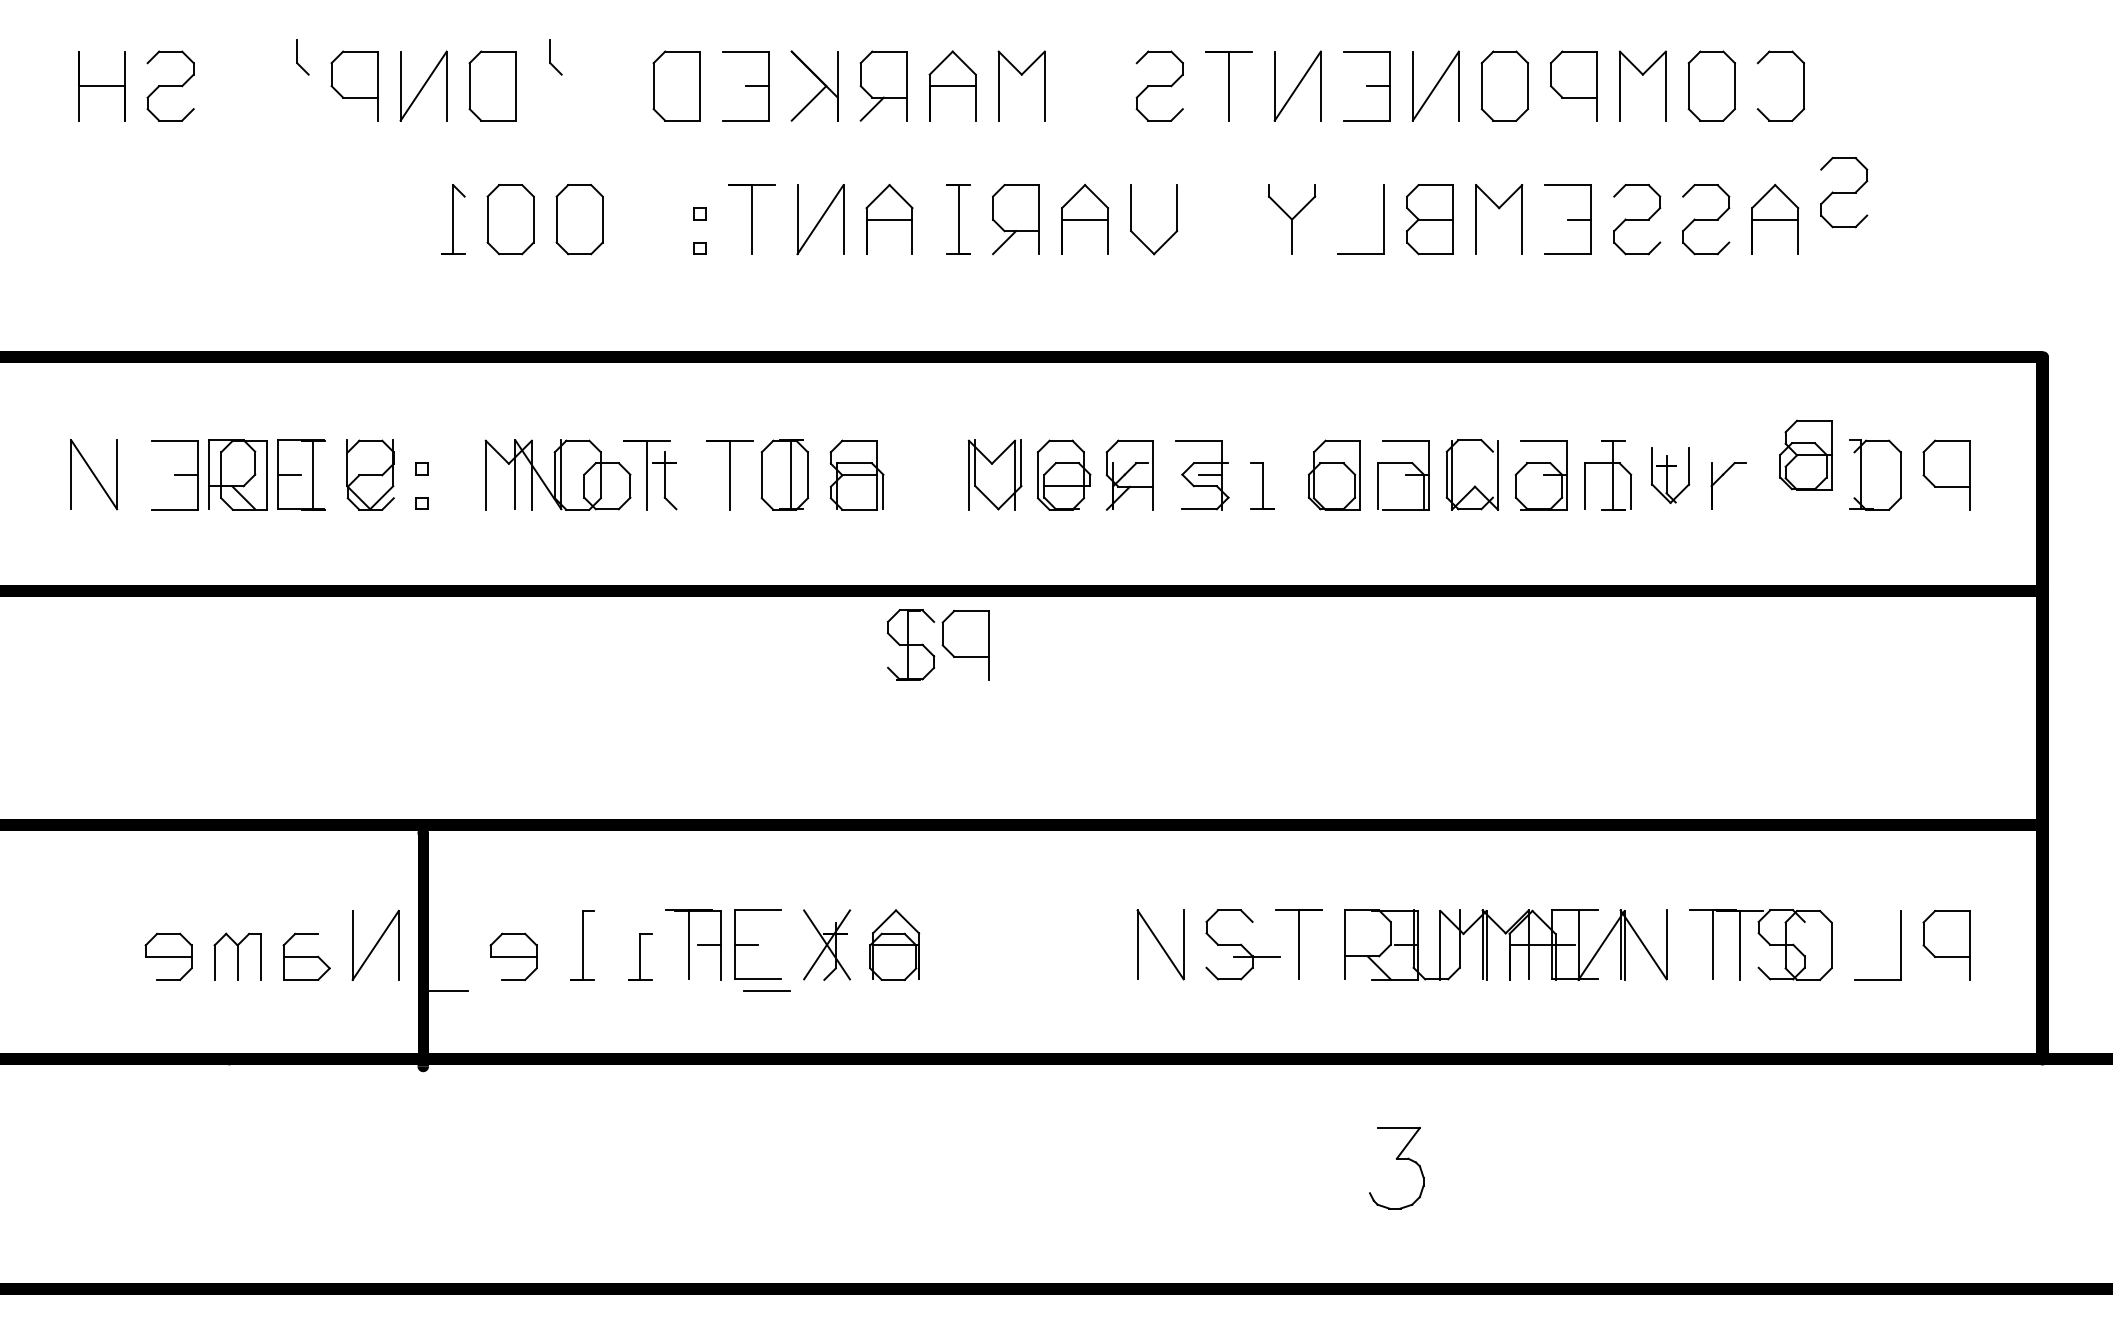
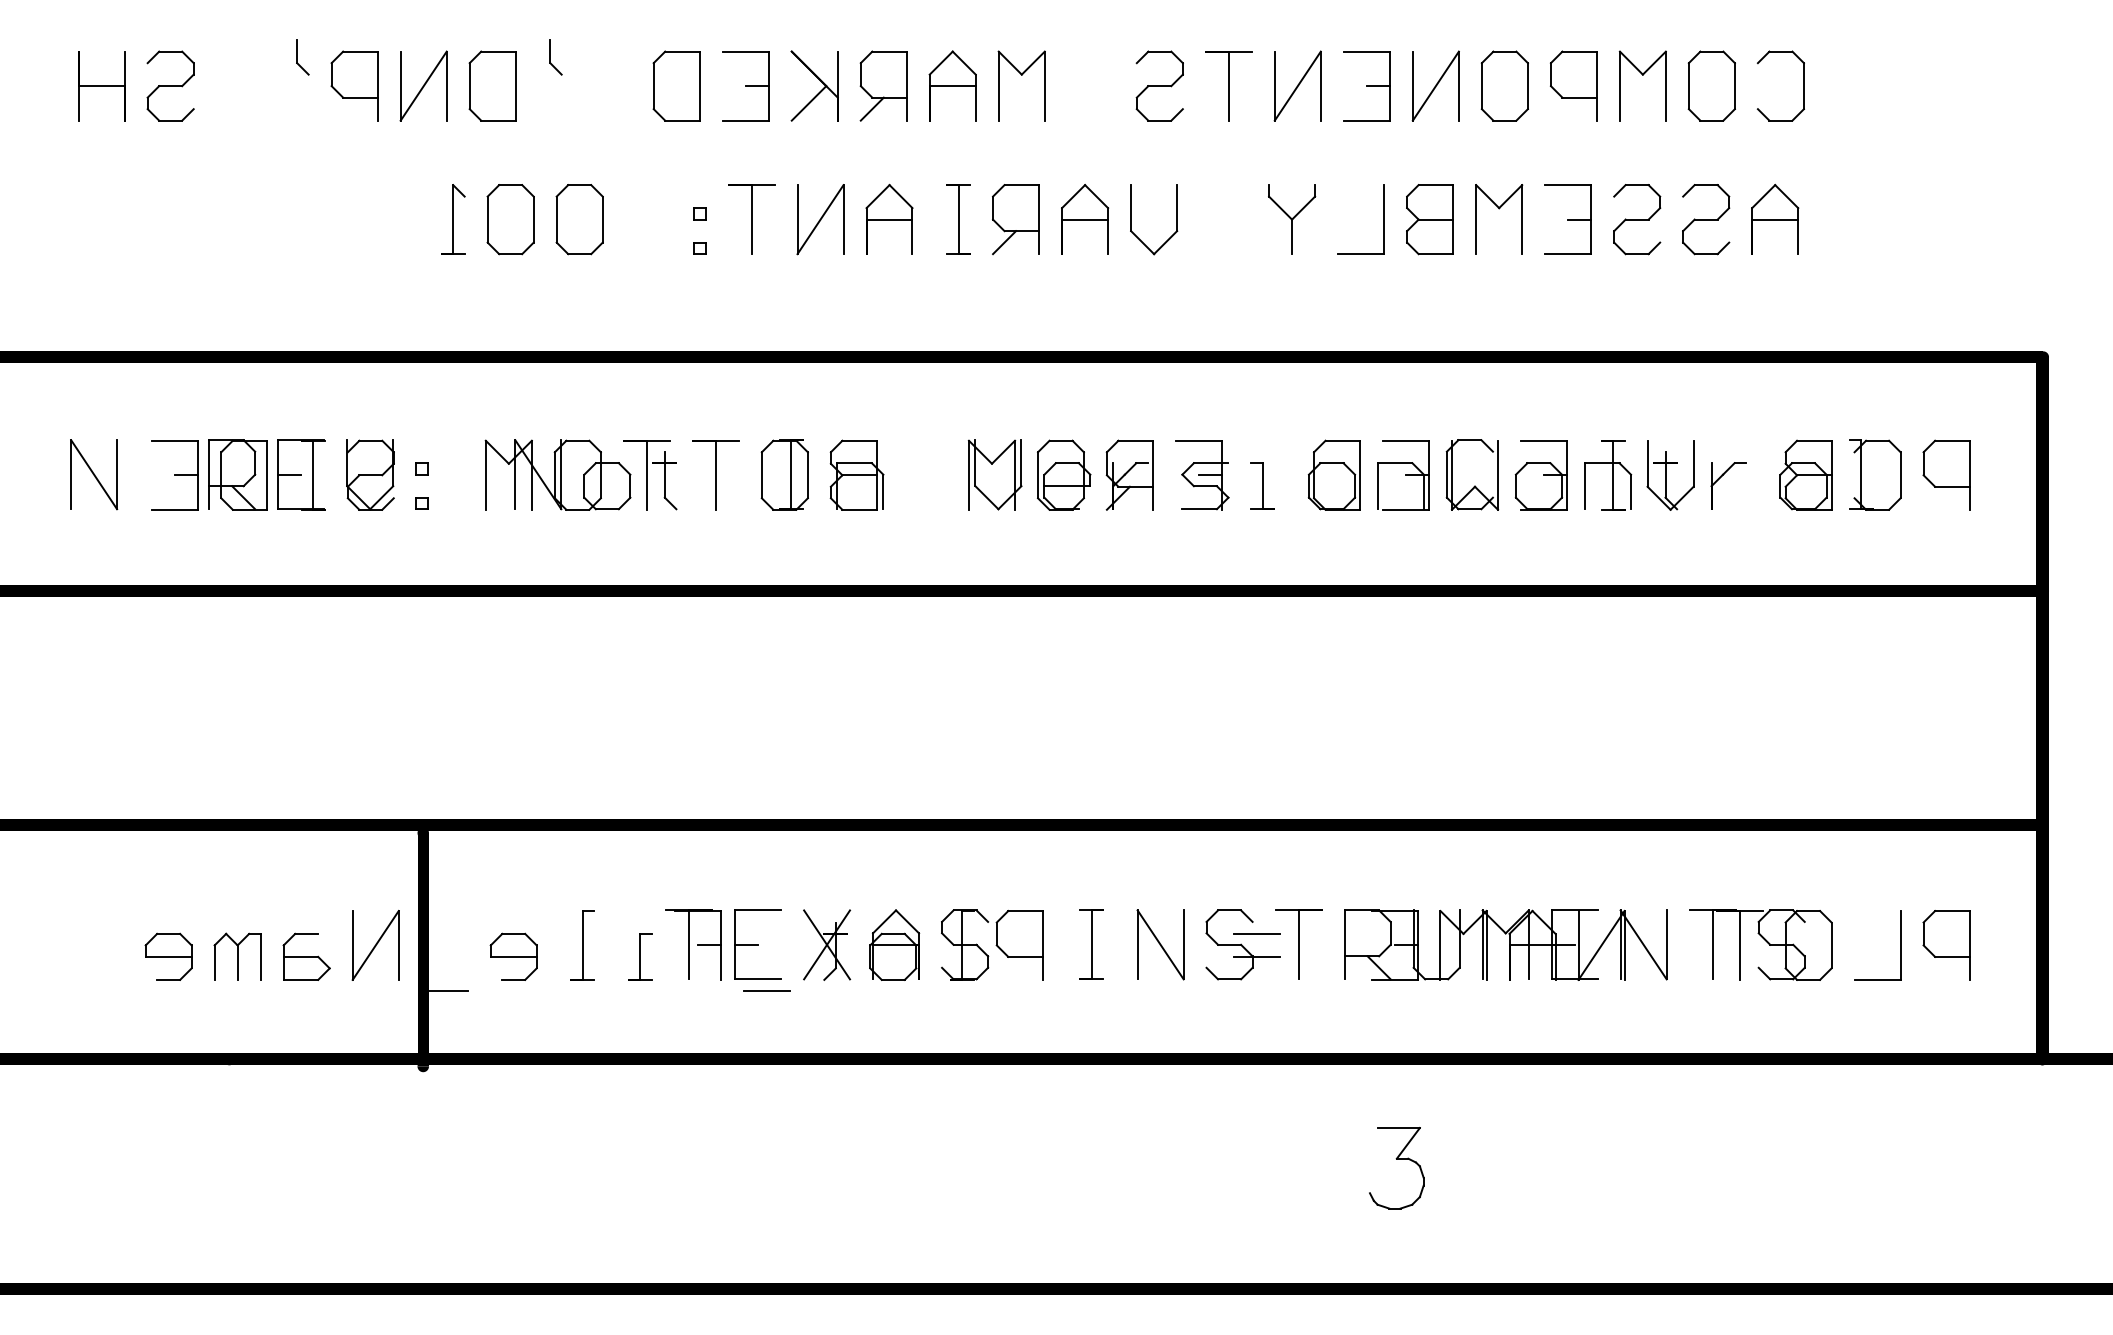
part: present -> none (1844, 192)
part position: (1805, 454) -> (1805, 474) (1805, 474)
part position: (729, 475) -> (715, 475) (715, 475)
part size: 40x58 px -> 49x71 px (1670, 475)
part position: (938, 644) -> (992, 944) (992, 944)
line: none -> present (1256, 933)
part: none -> present (1091, 944)
